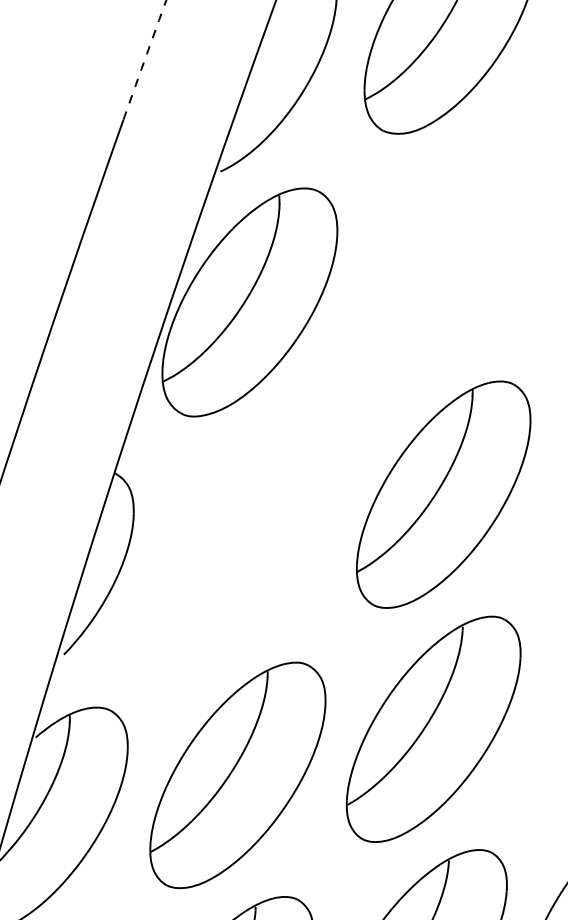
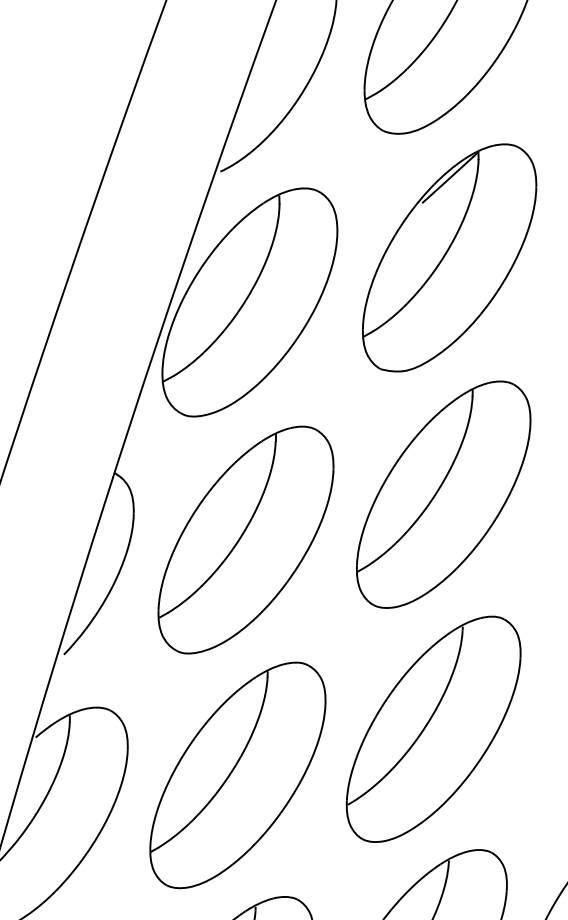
arc: dashed -> solid (144, 60)
part: none -> present (449, 257)
part: none -> present (245, 539)
